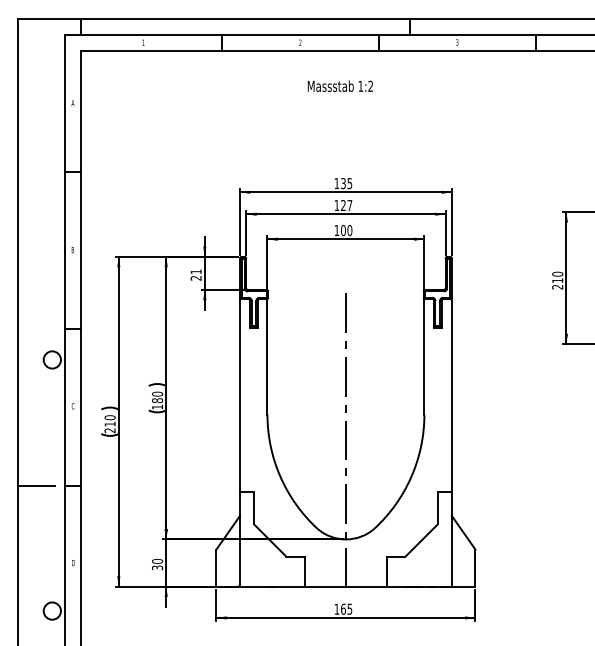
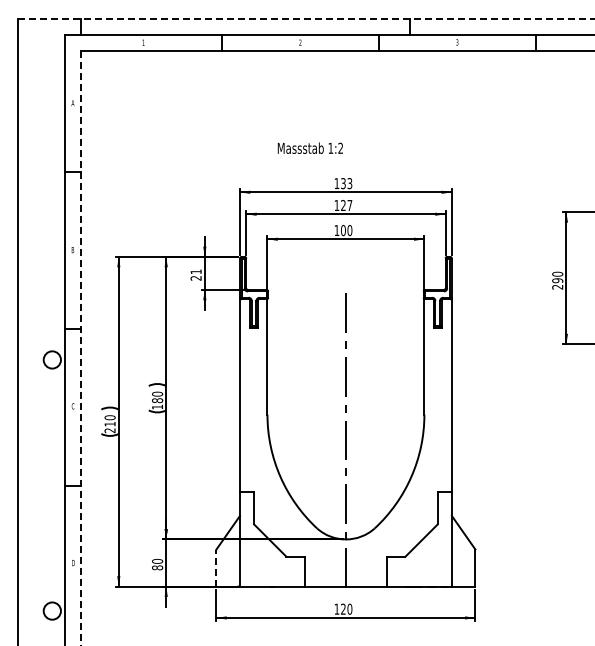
line: solid -> dashed (306, 19)
text position: (339, 85) -> (309, 147) (309, 147)
text: 135 -> 133 (349, 183)
text: 210 -> 290 (557, 280)
line: solid -> dashed (80, 348)
line: present -> none (36, 485)
text: 30 -> 80 (157, 567)
line: solid -> dashed (216, 568)
text: 165 -> 120 (346, 608)
